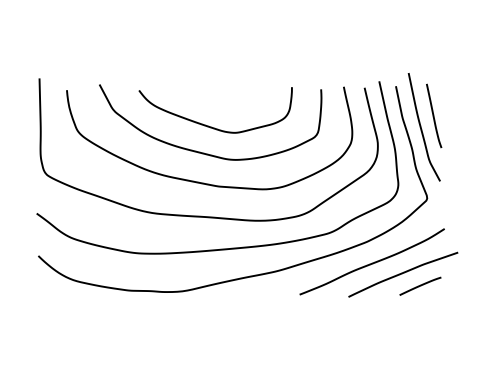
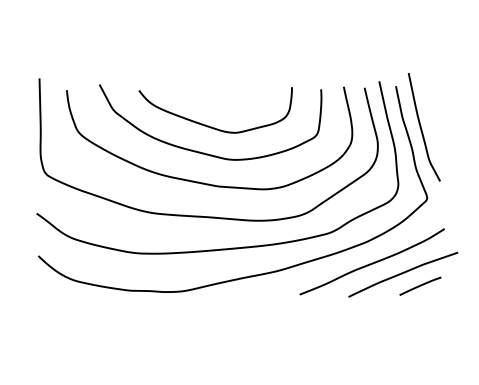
curve: present -> none (434, 115)
